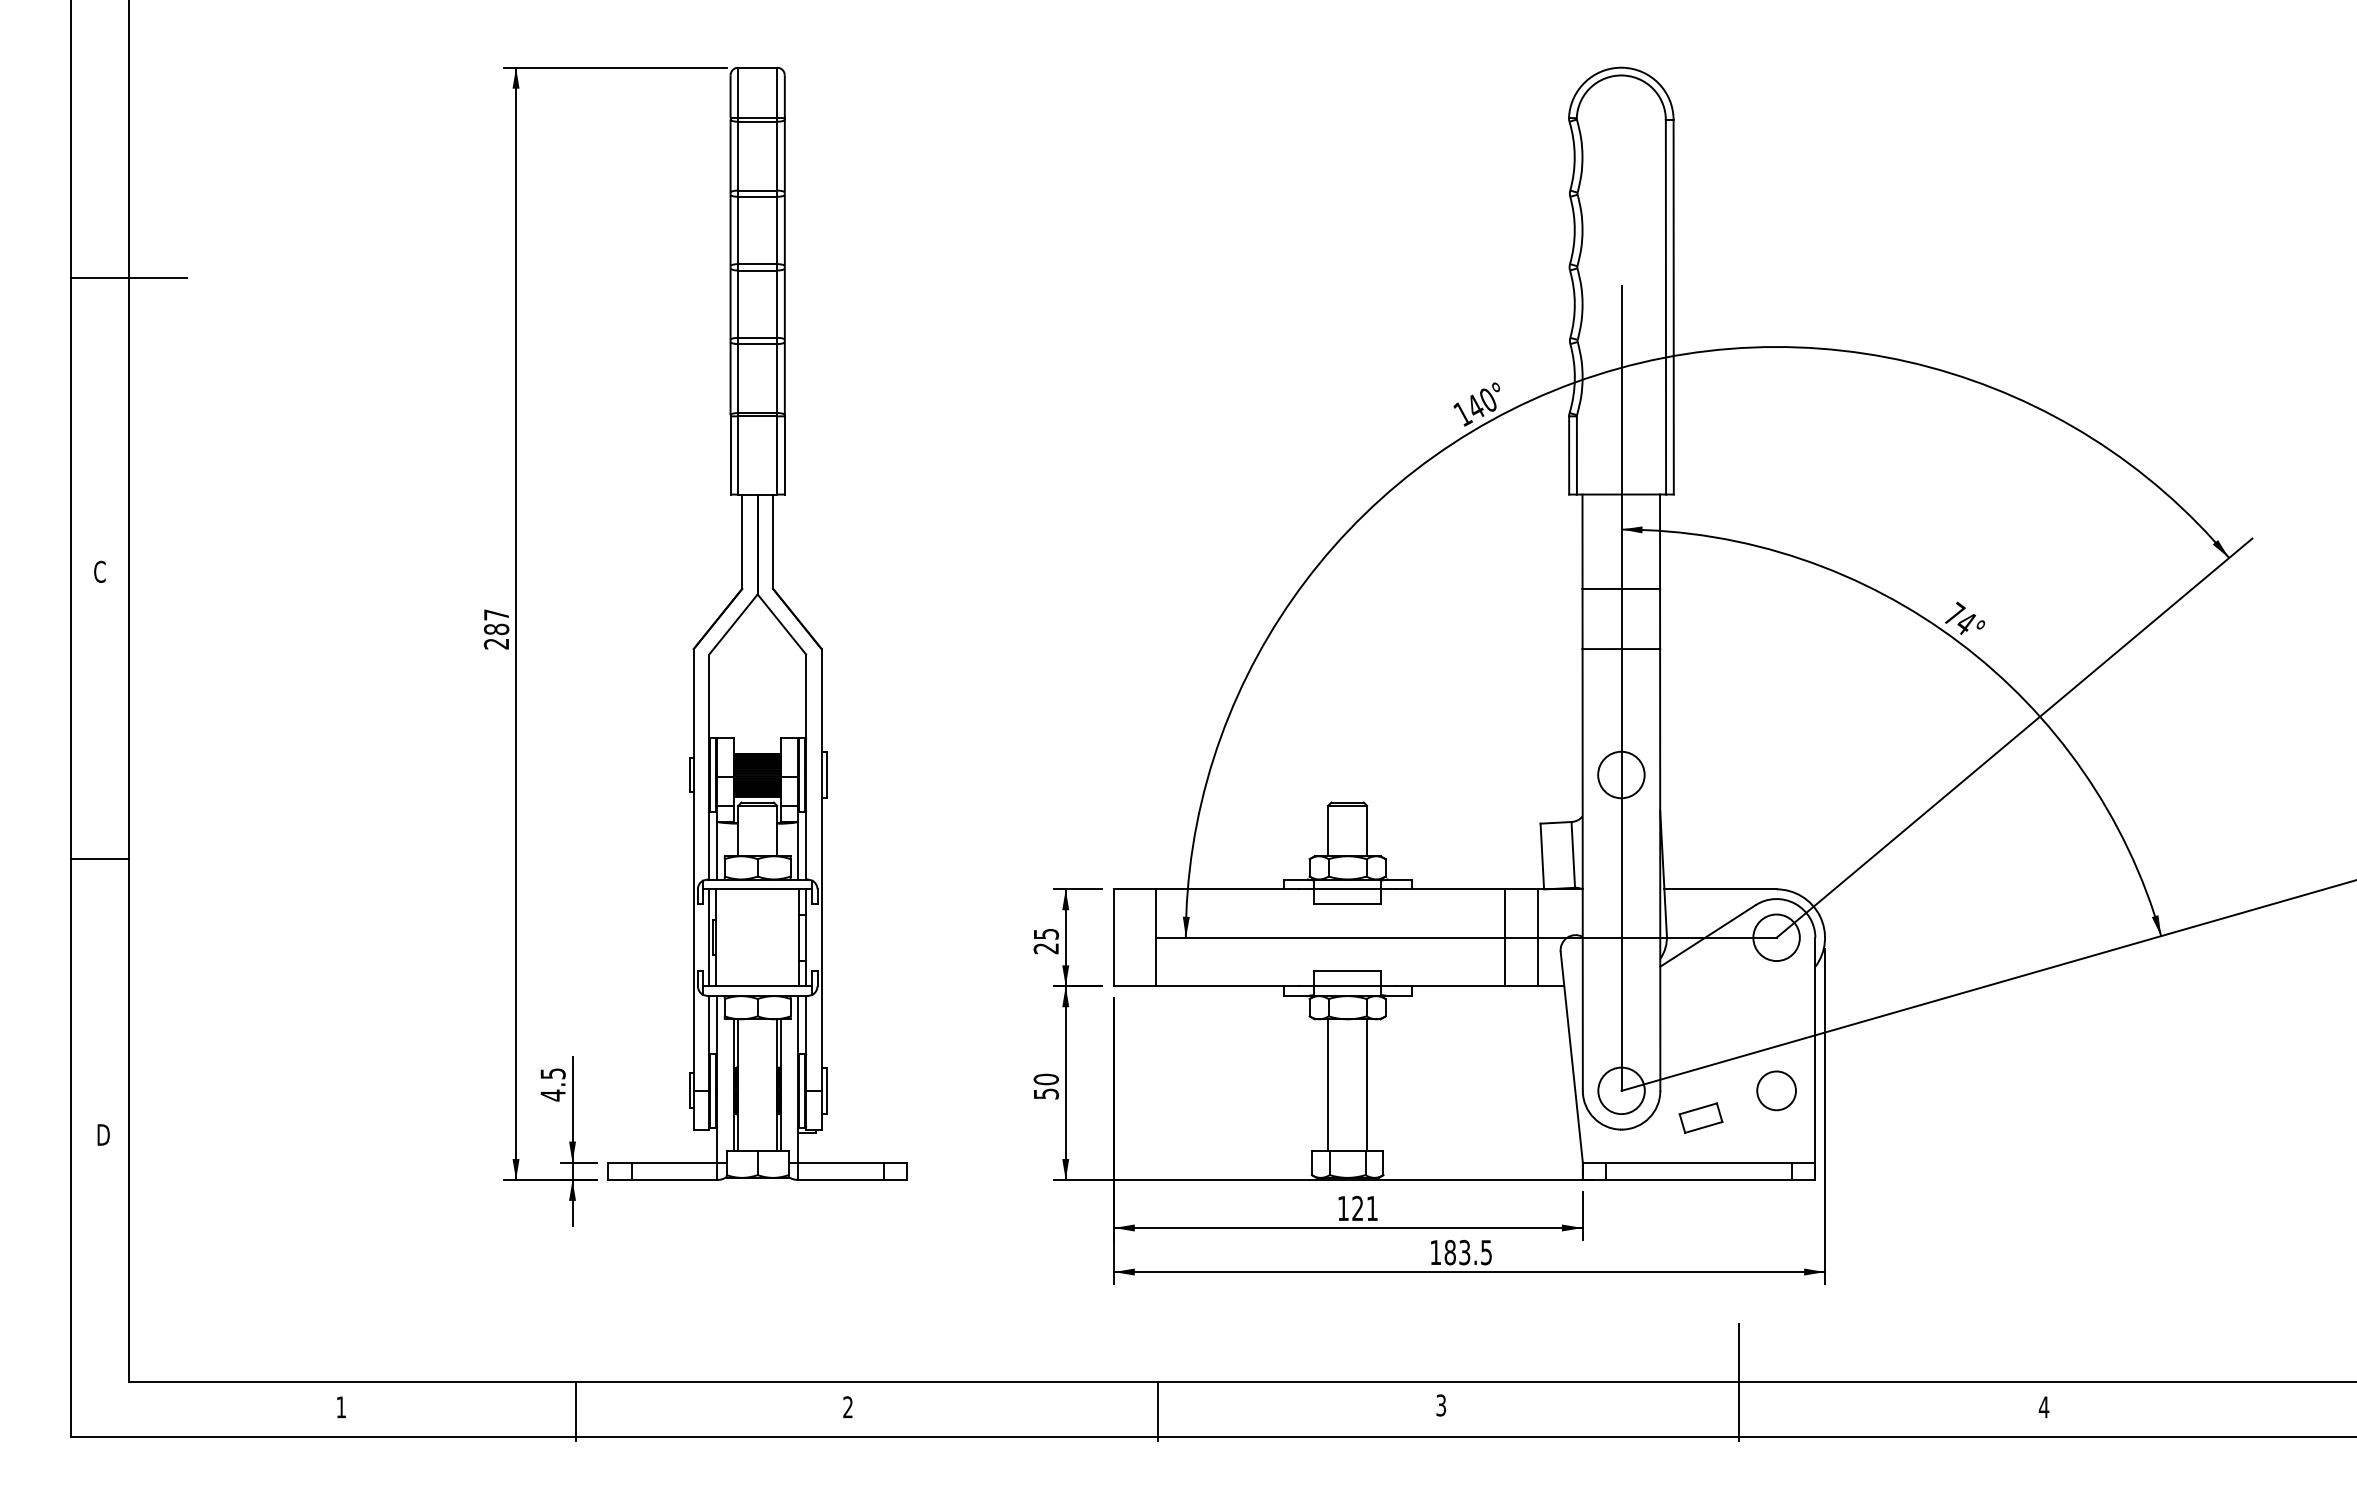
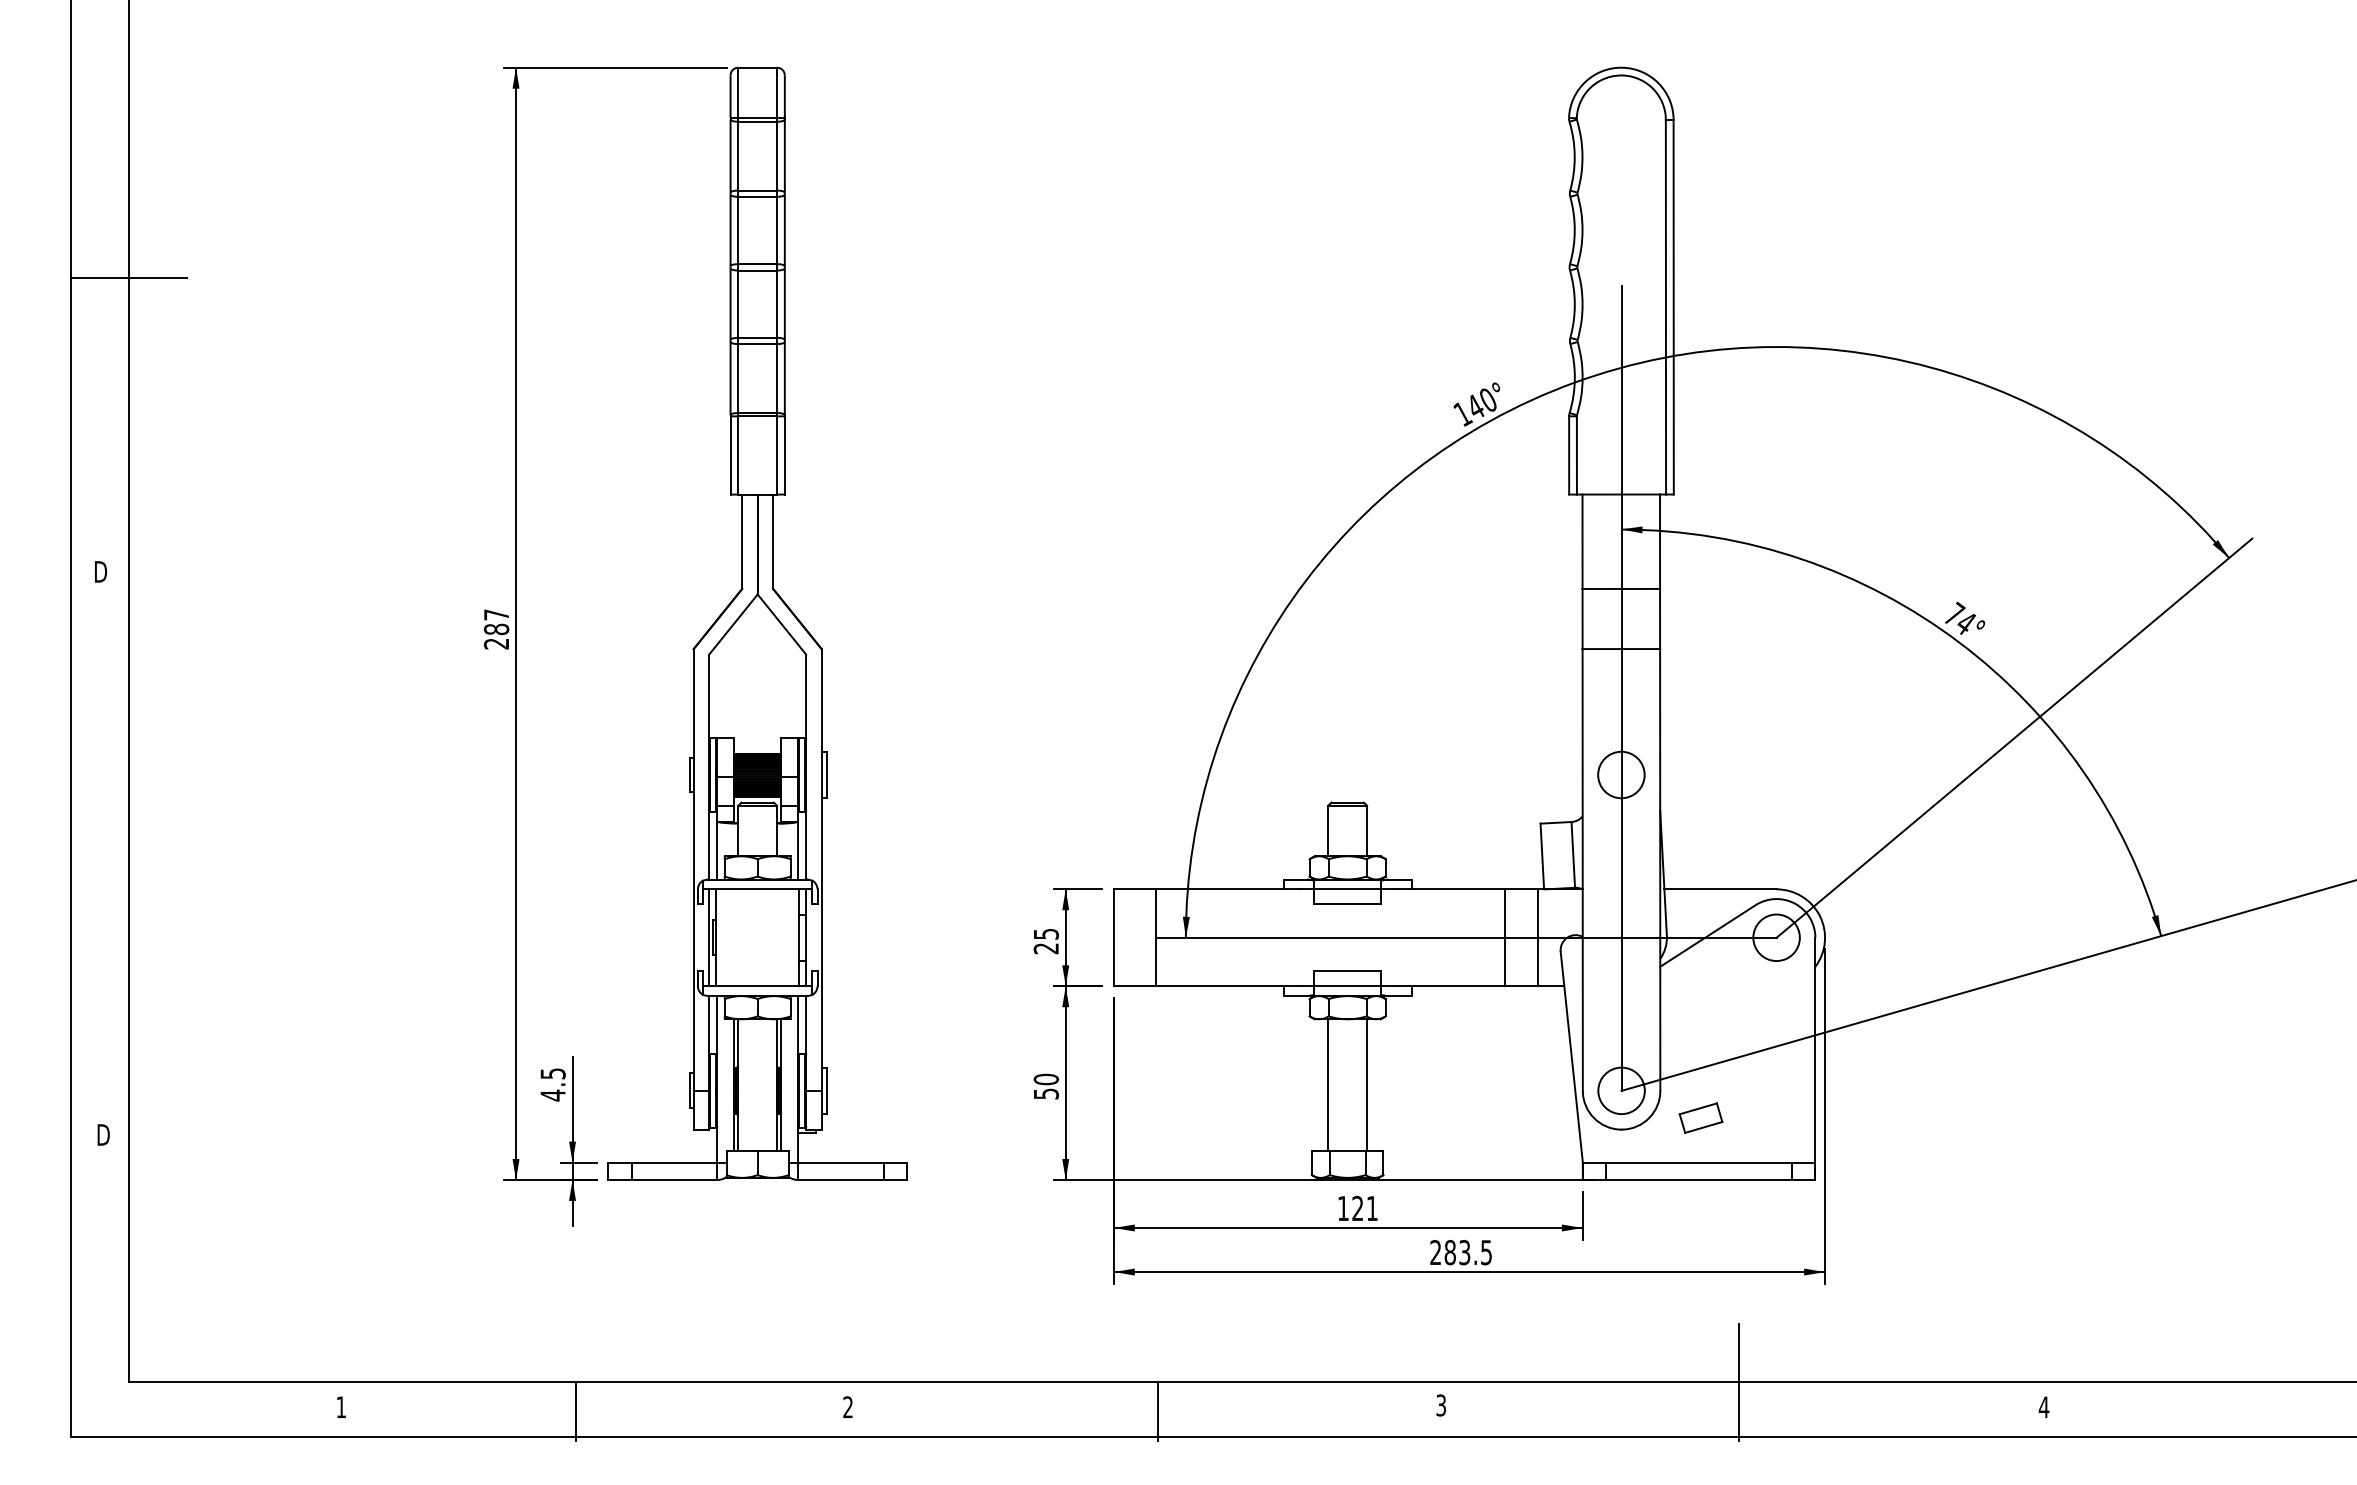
text: C -> D (100, 571)
line: present -> none (99, 859)
circle: present -> none (1776, 1090)
text: 183.5 -> 283.5 (1435, 1252)
